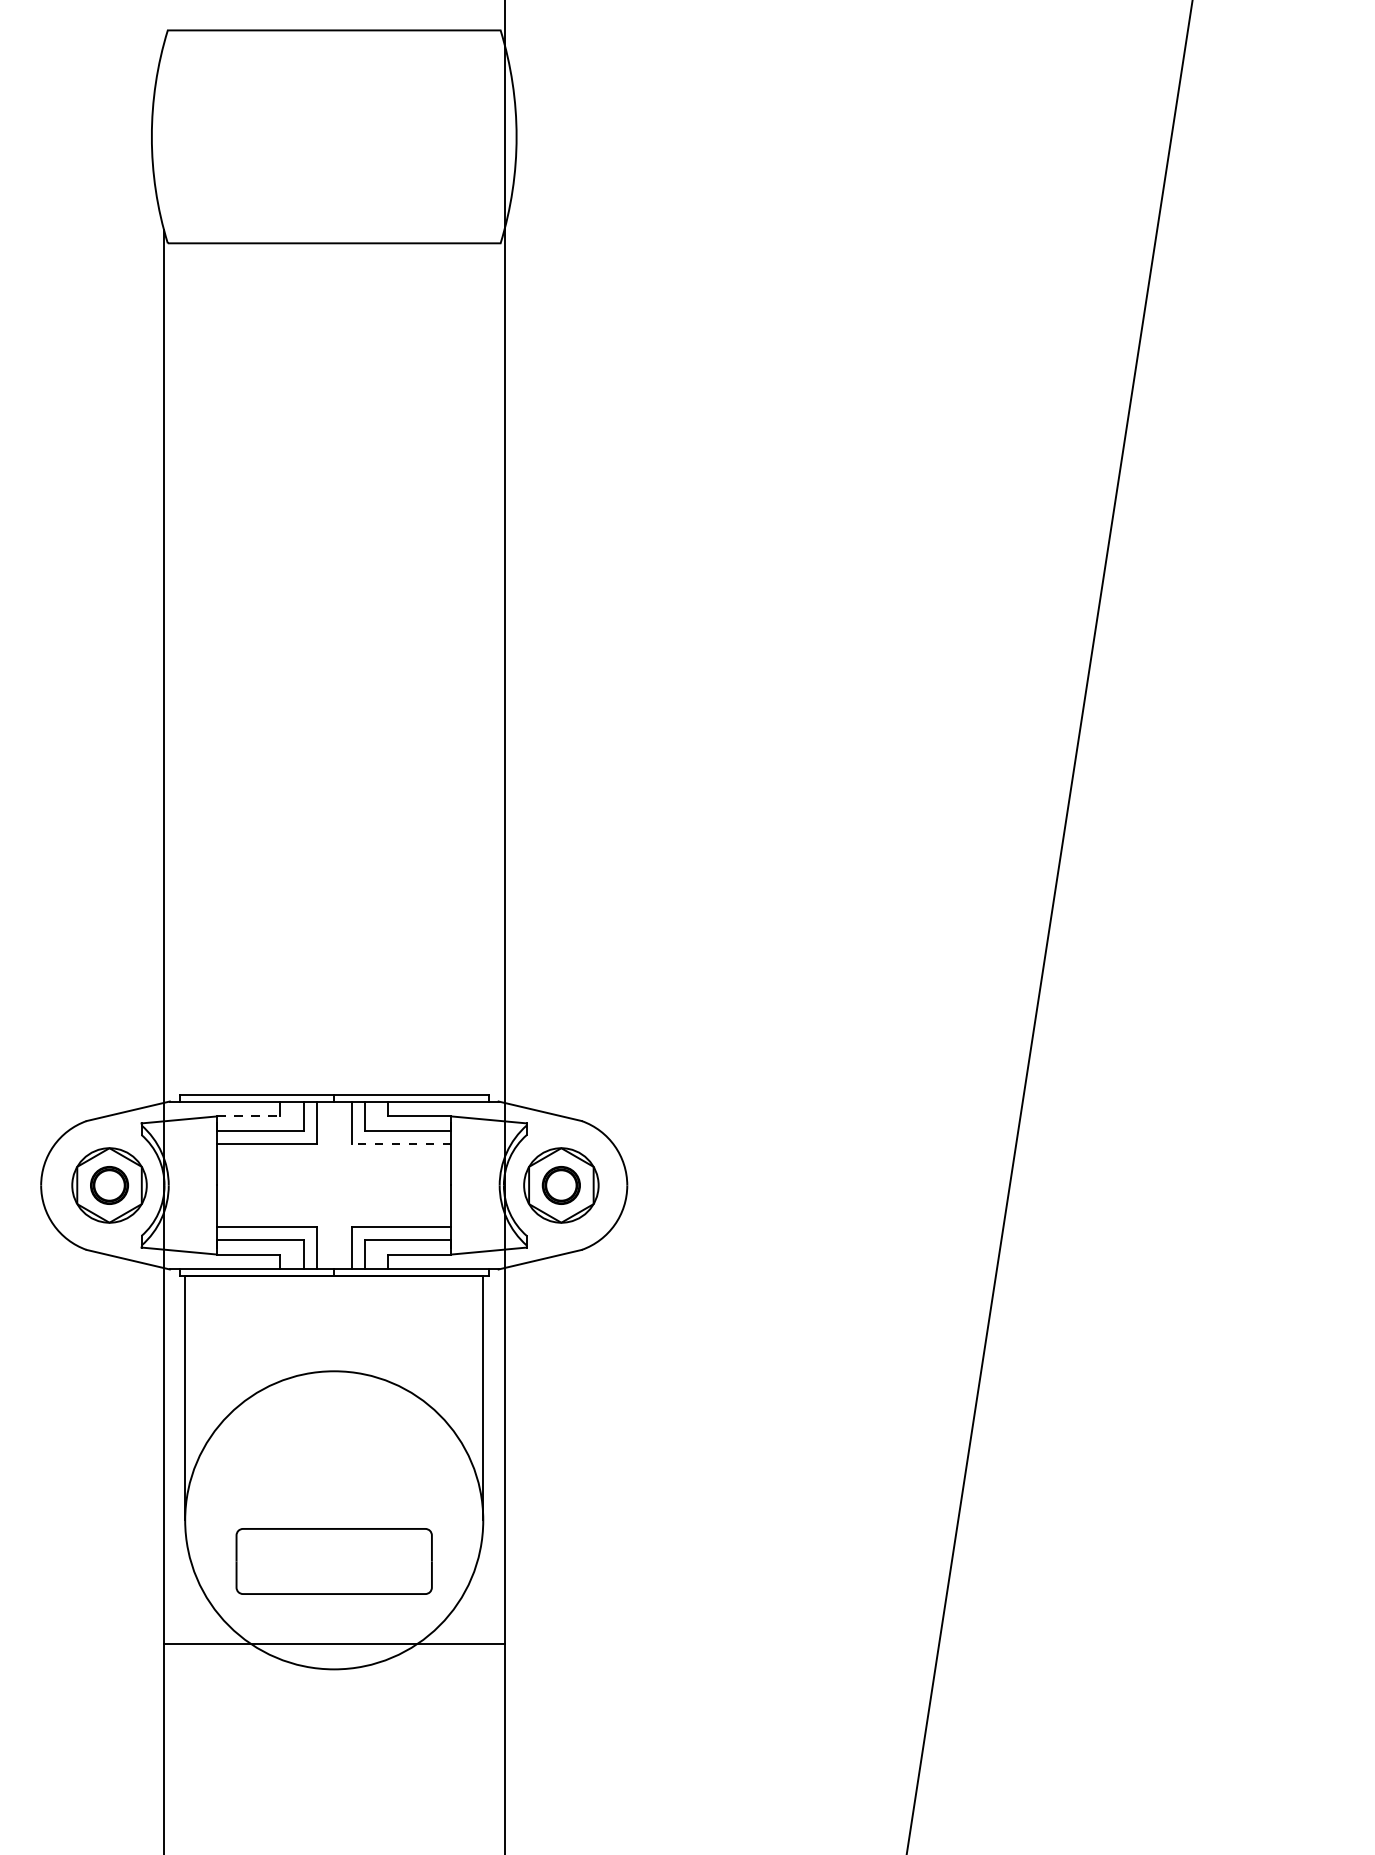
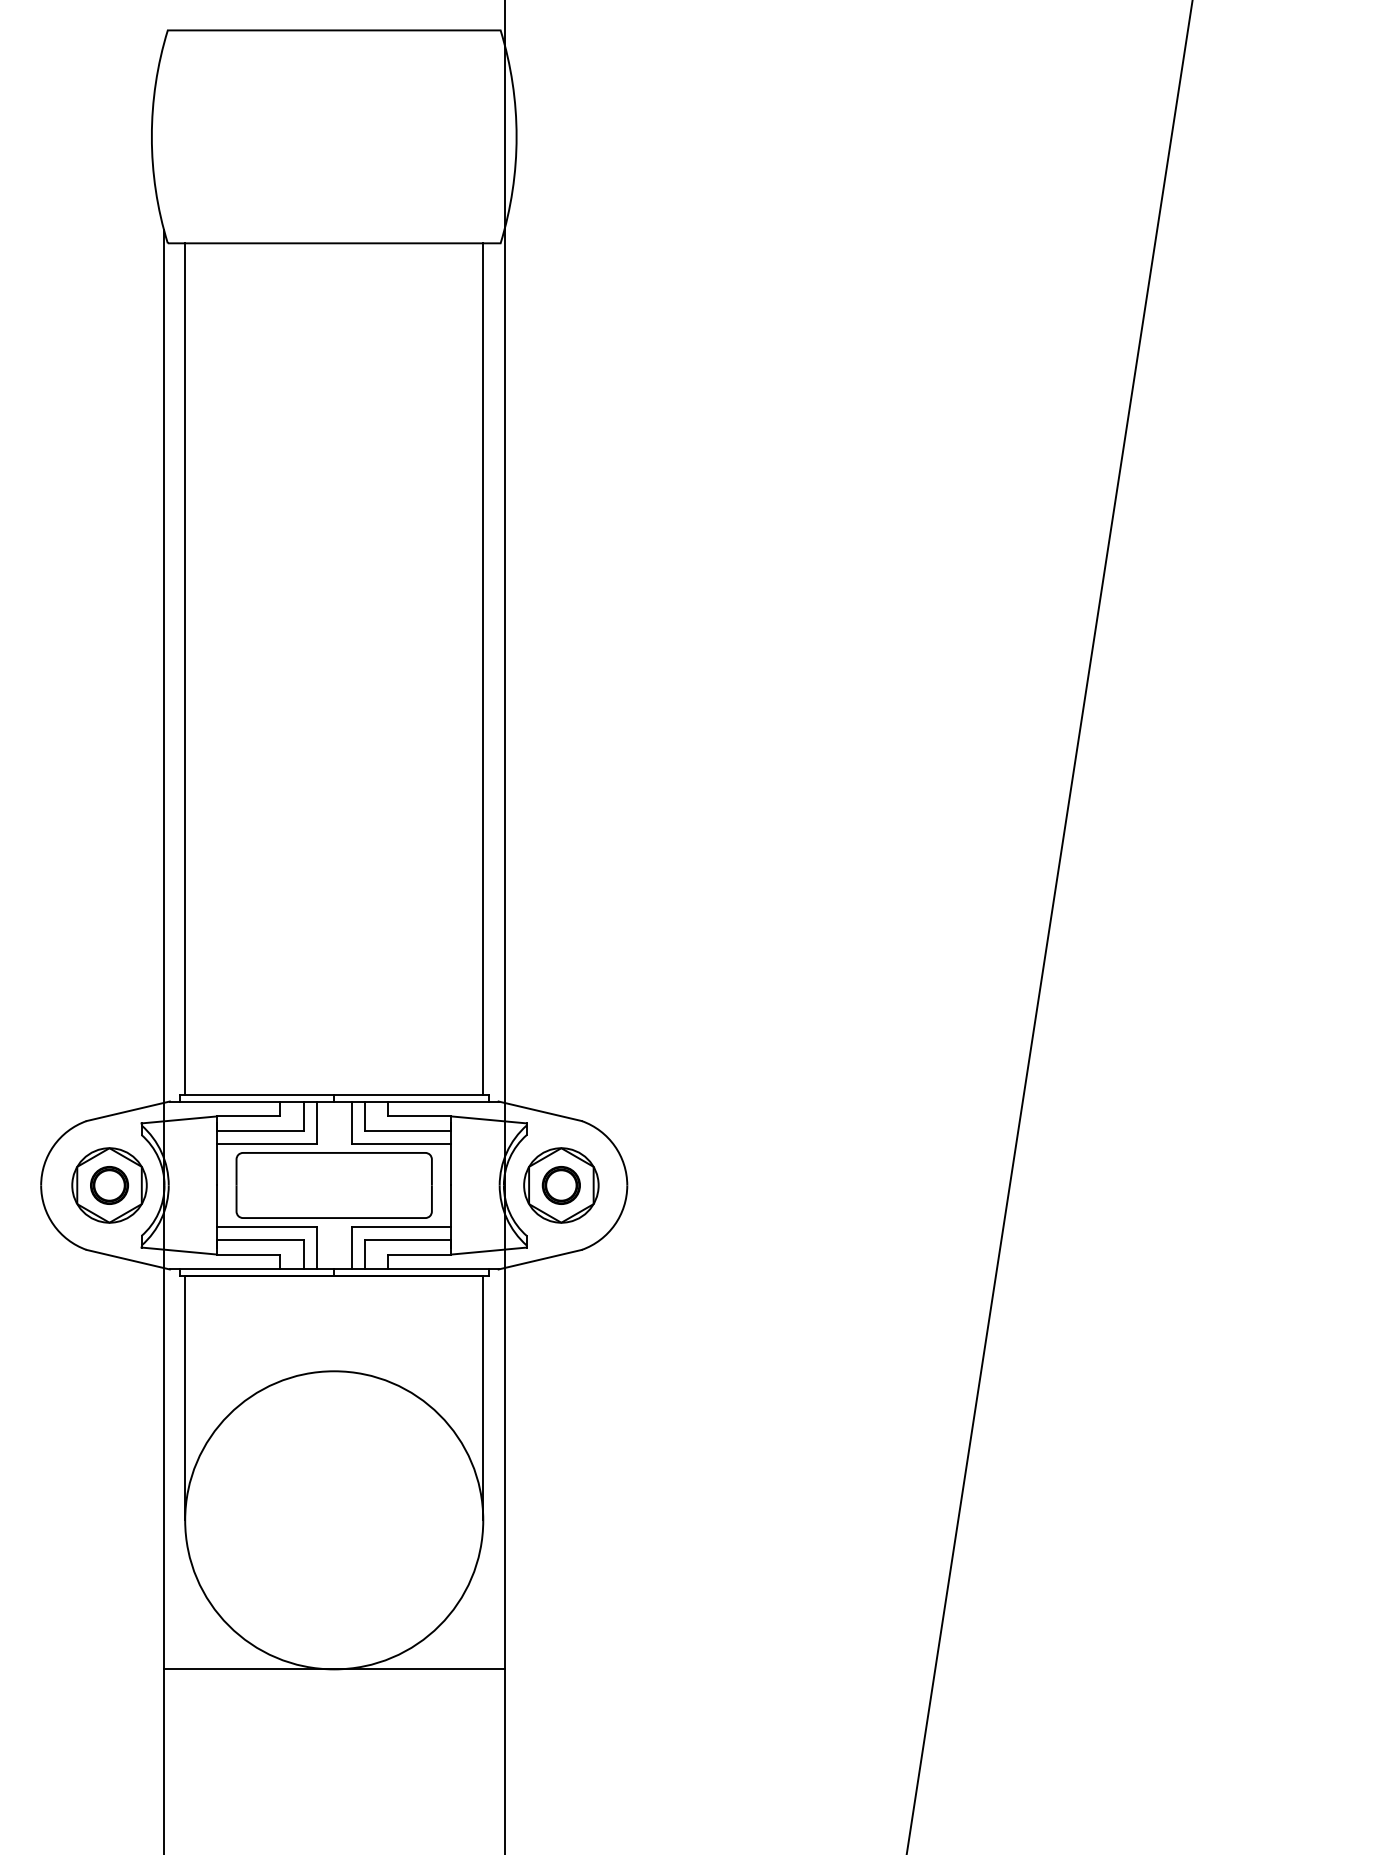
line: none -> present (185, 669)
line: none -> present (483, 669)
line: dashed -> solid (248, 1116)
line: dashed -> solid (401, 1143)
part position: (333, 1561) -> (333, 1185) (333, 1185)
line position: (333, 1644) -> (333, 1669) (333, 1669)
